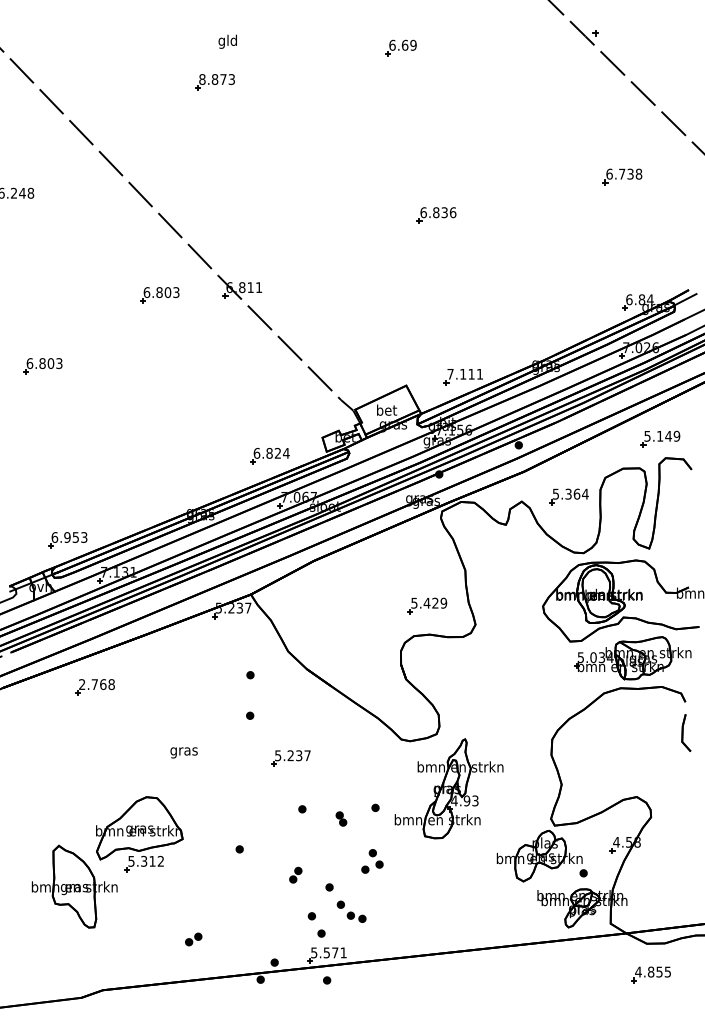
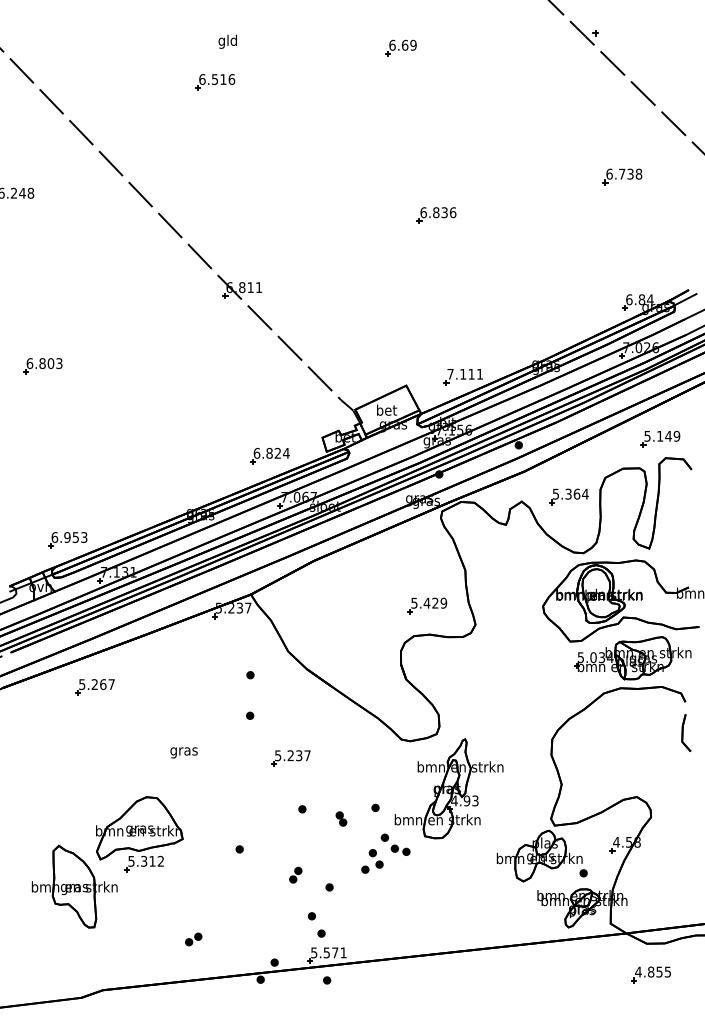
text: 8.873 -> 6.516 (217, 79)
part: present -> none (159, 295)
text: 2.768 -> 5.267 (96, 684)
part position: (351, 911) -> (395, 844) (395, 844)
